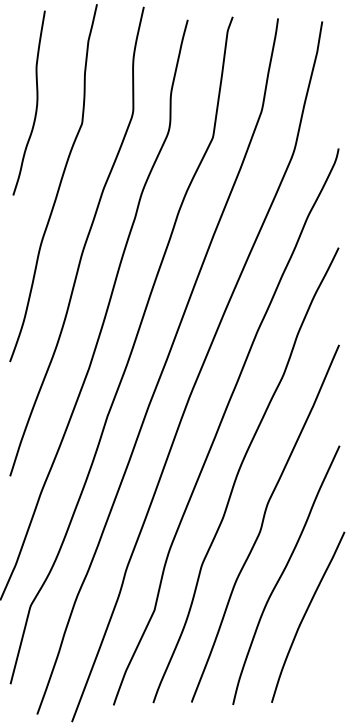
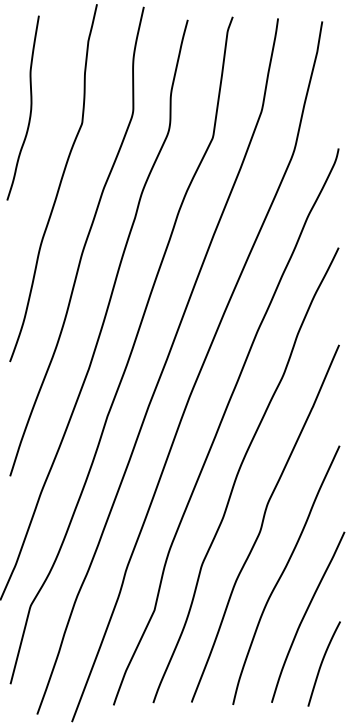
curve position: (36, 102) -> (30, 107) (30, 107)
curve: none -> present (322, 663)
